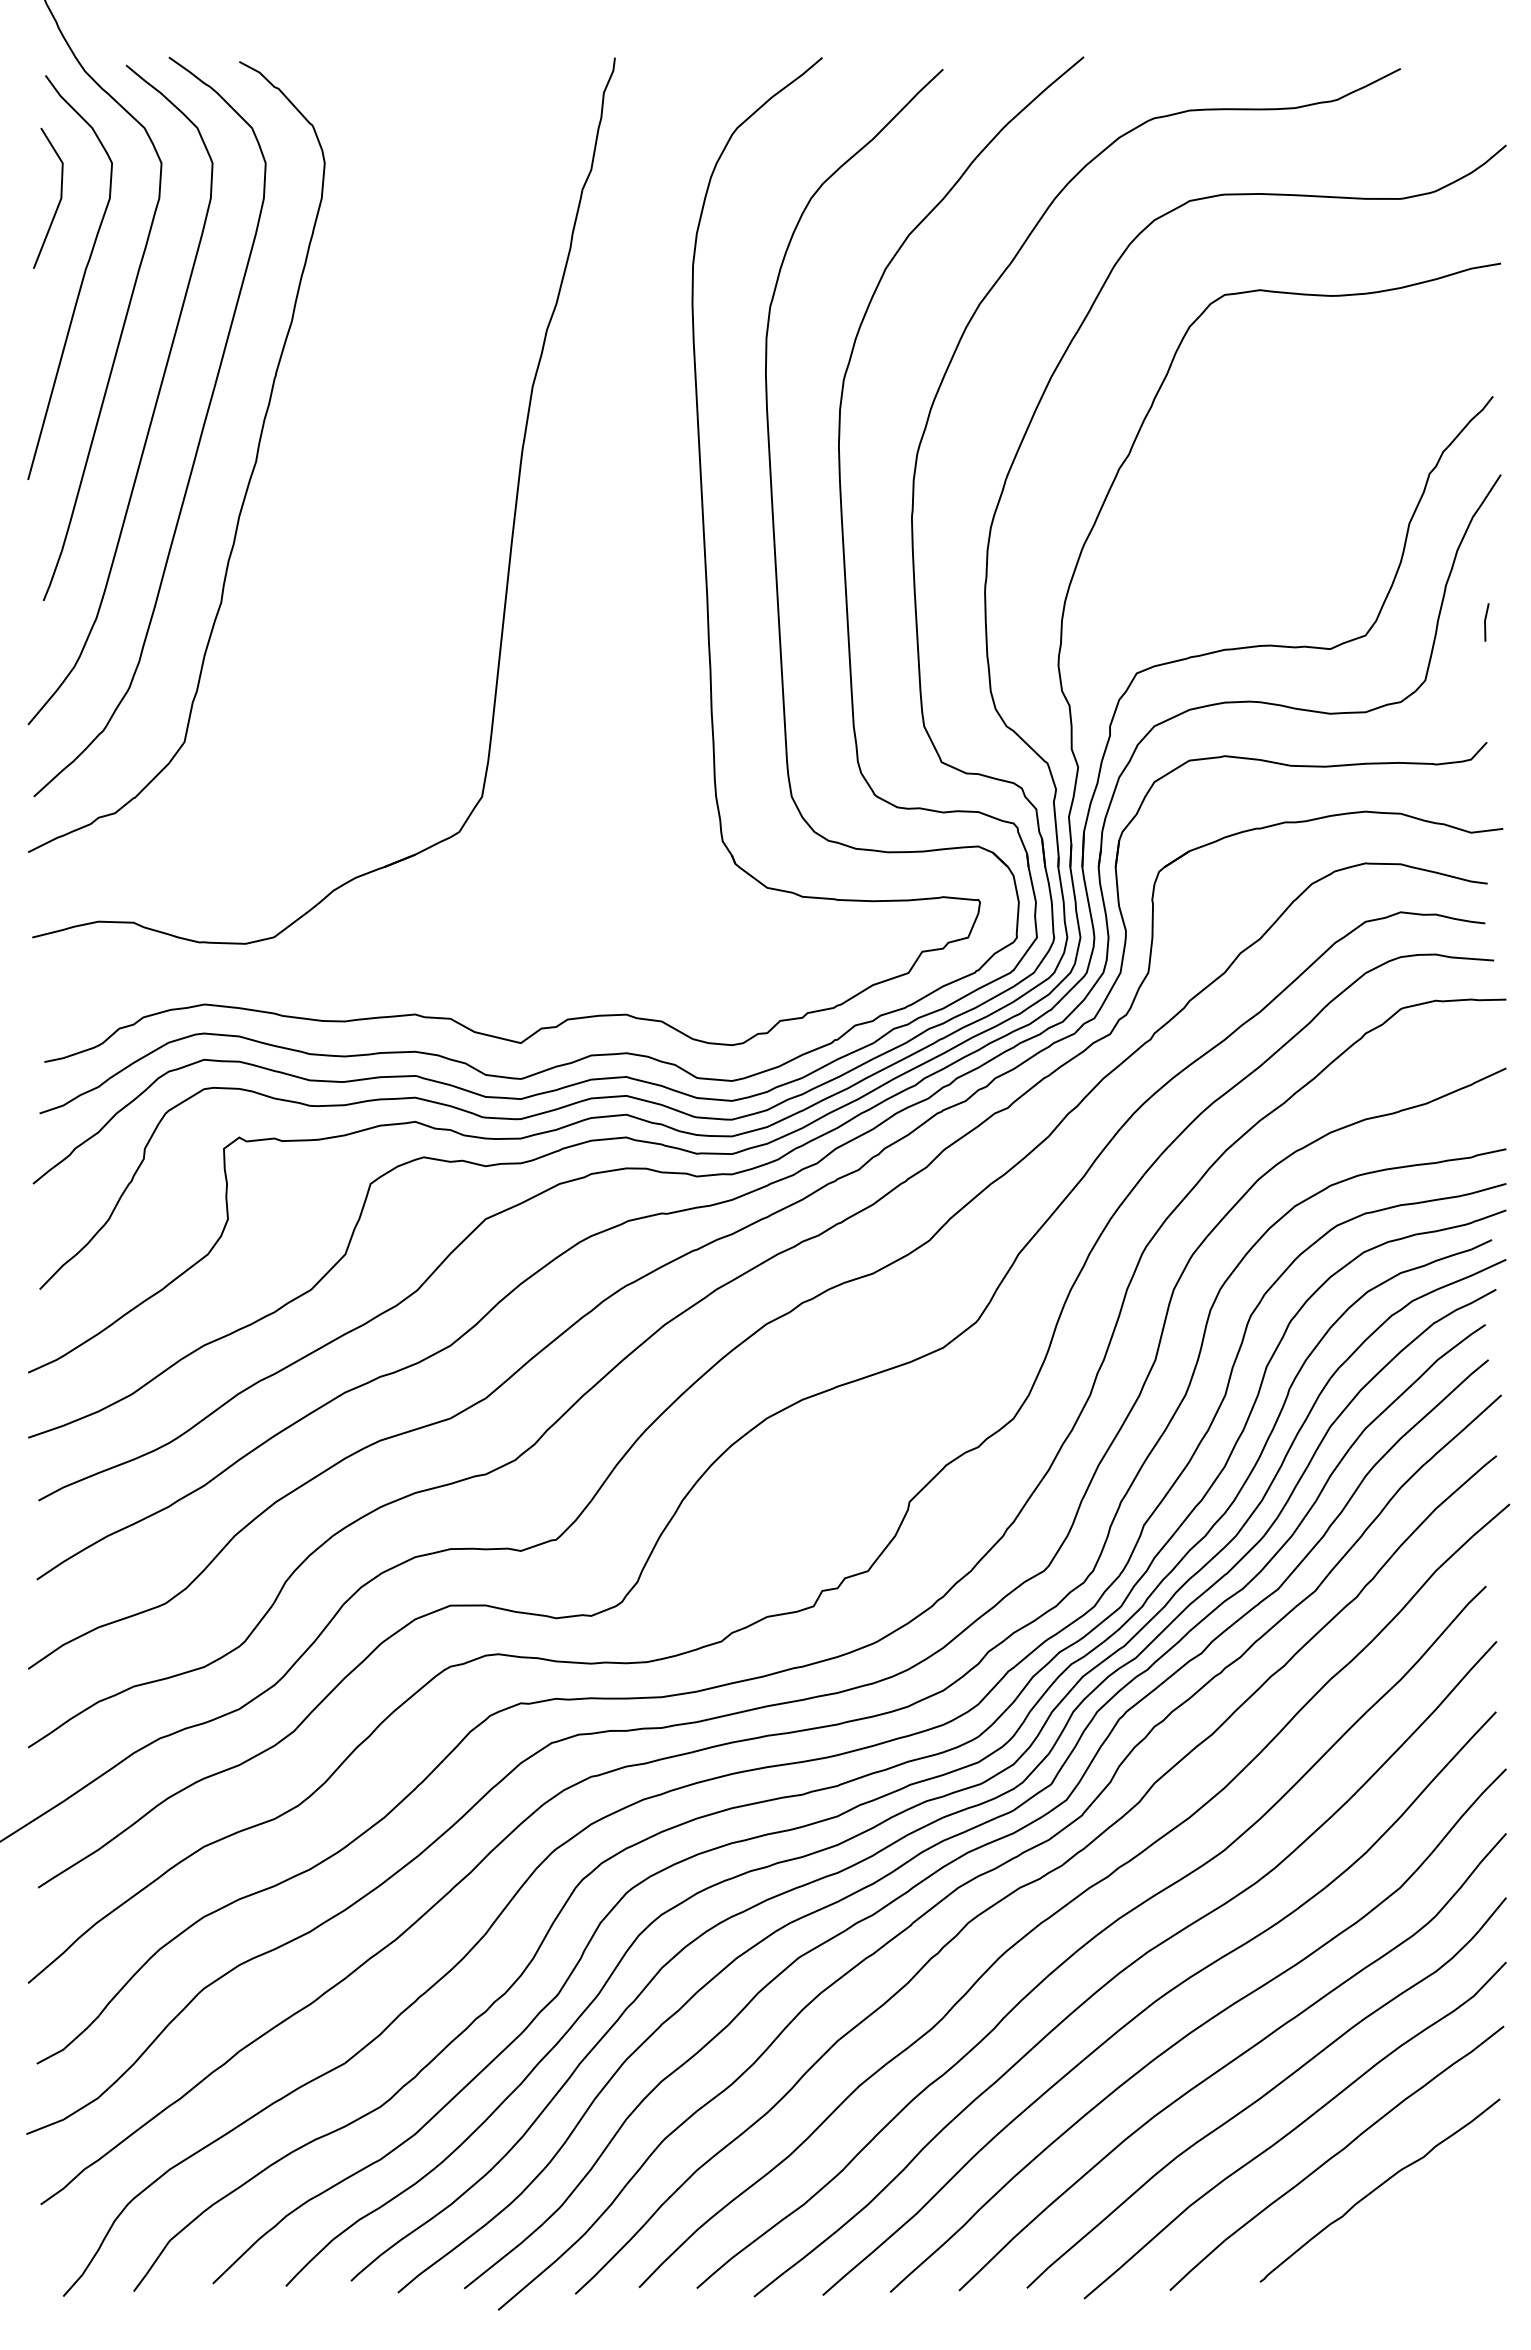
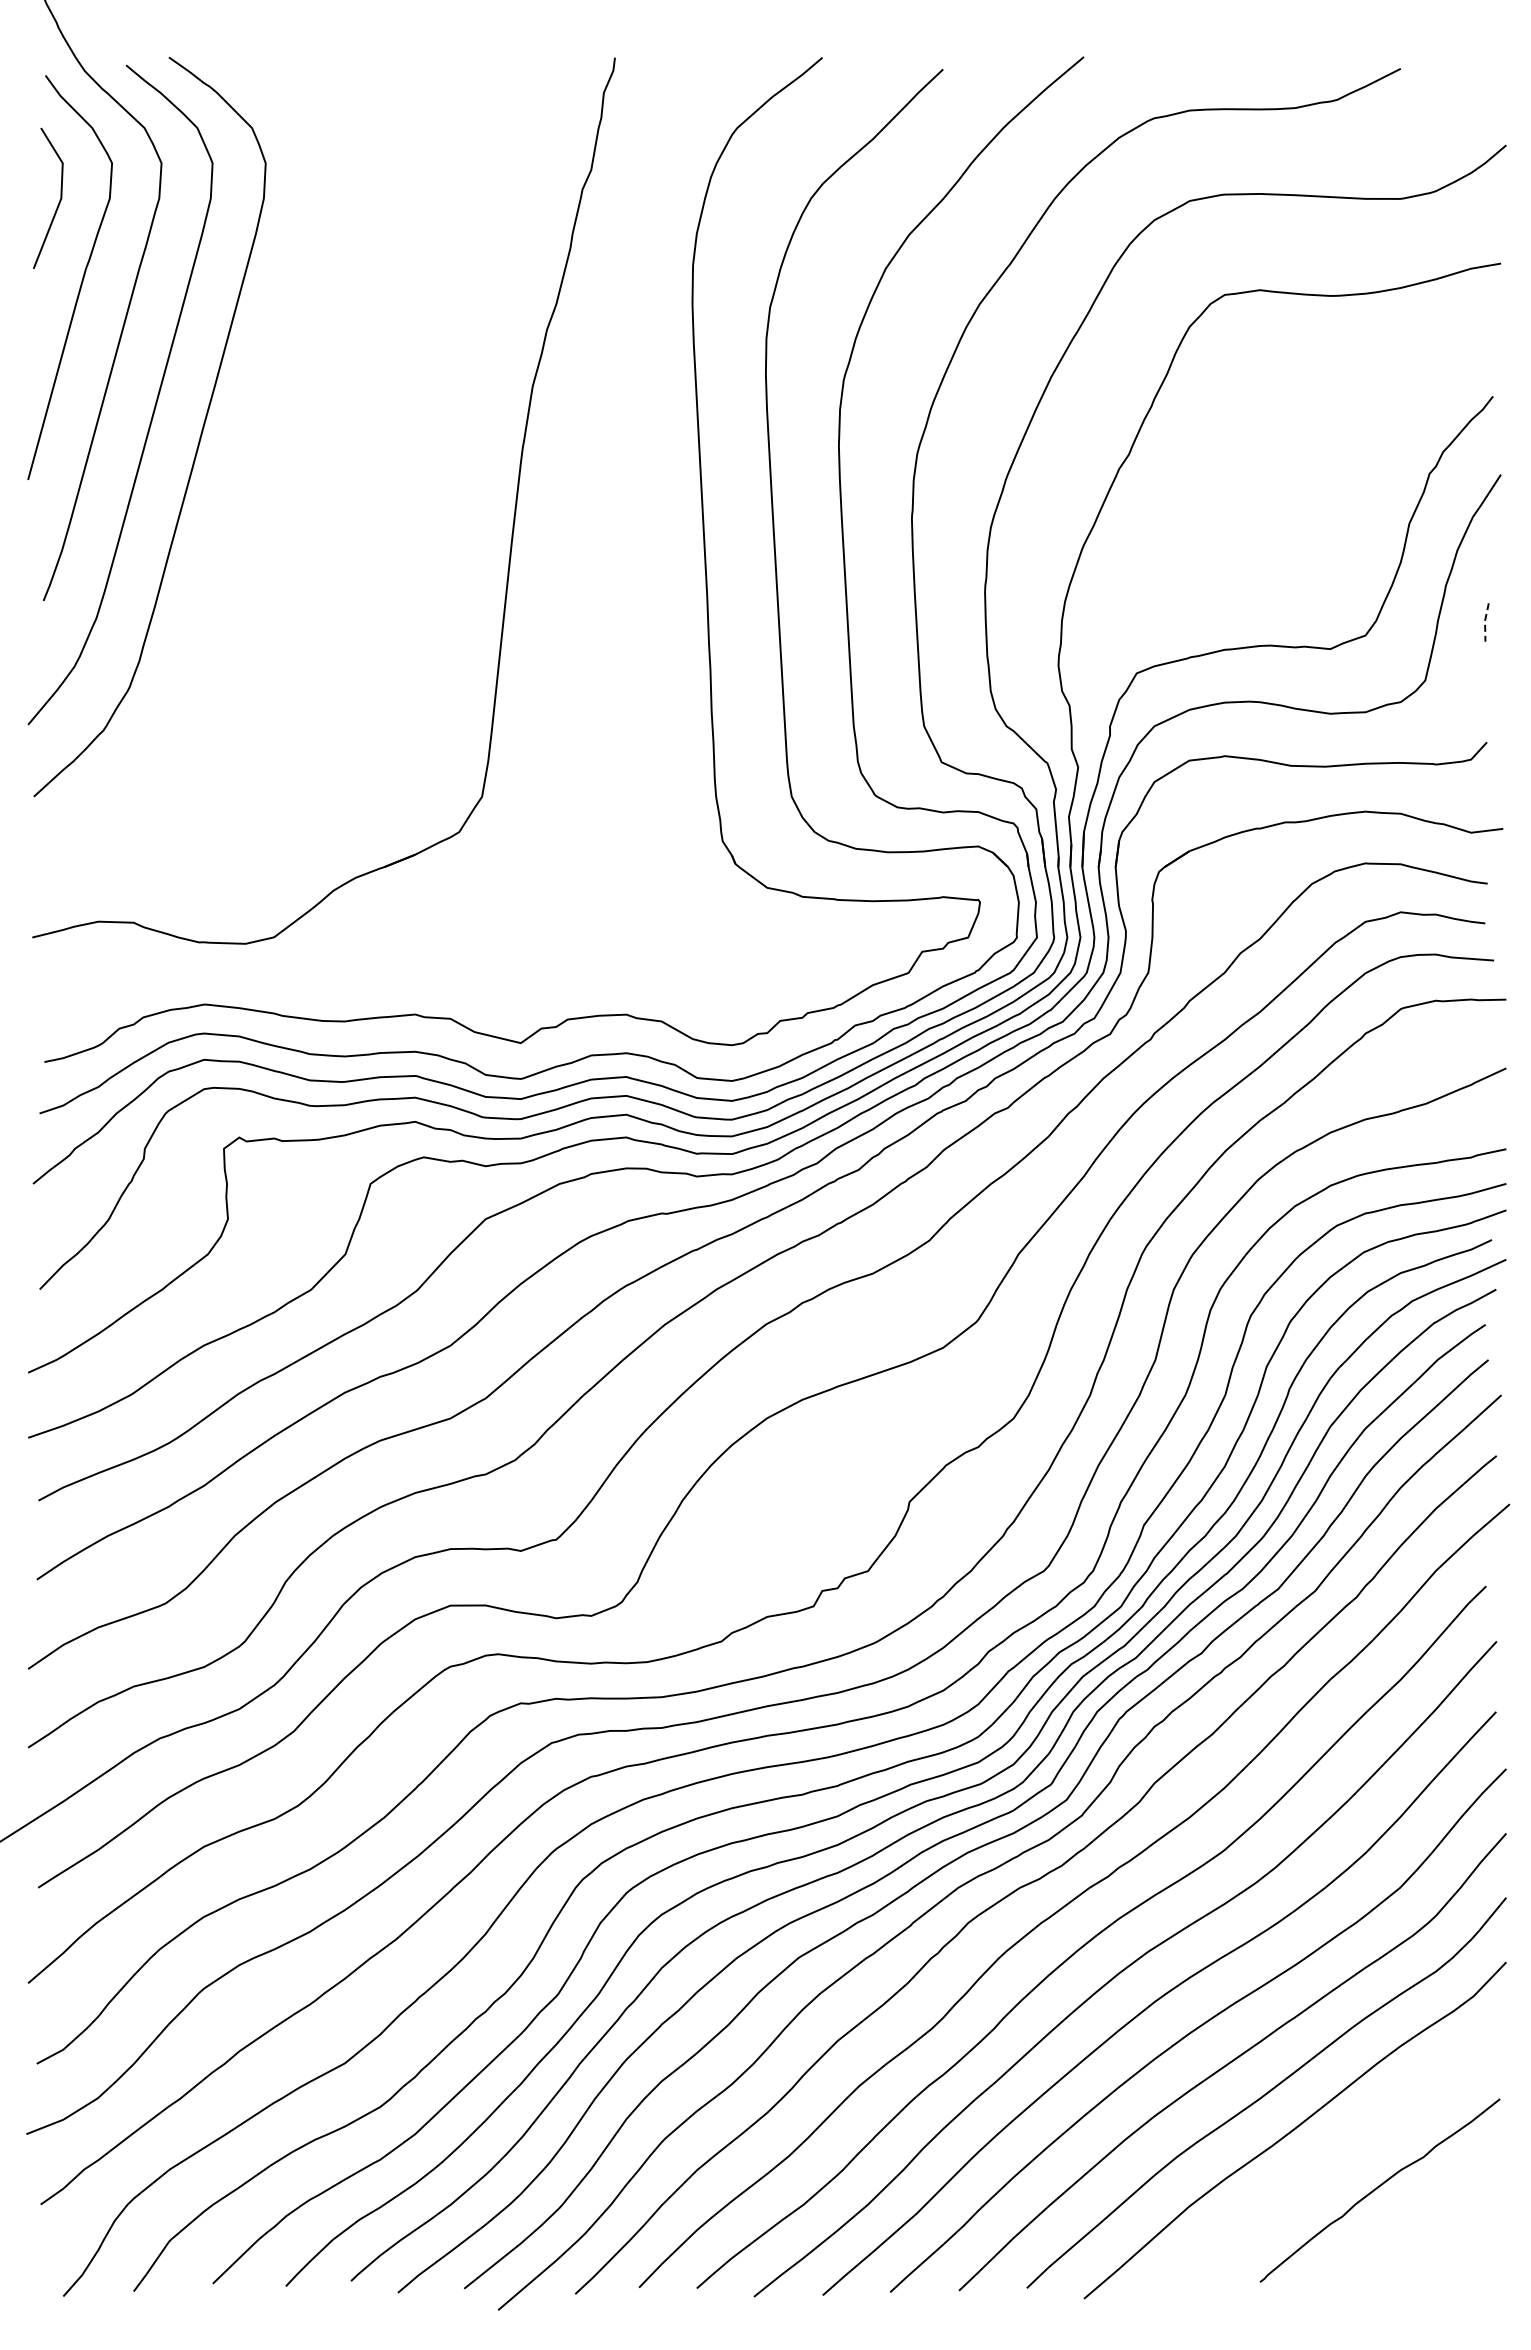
curve: present -> none (248, 480)
line: solid -> dashed (1485, 621)
curve: present -> none (1335, 2156)
